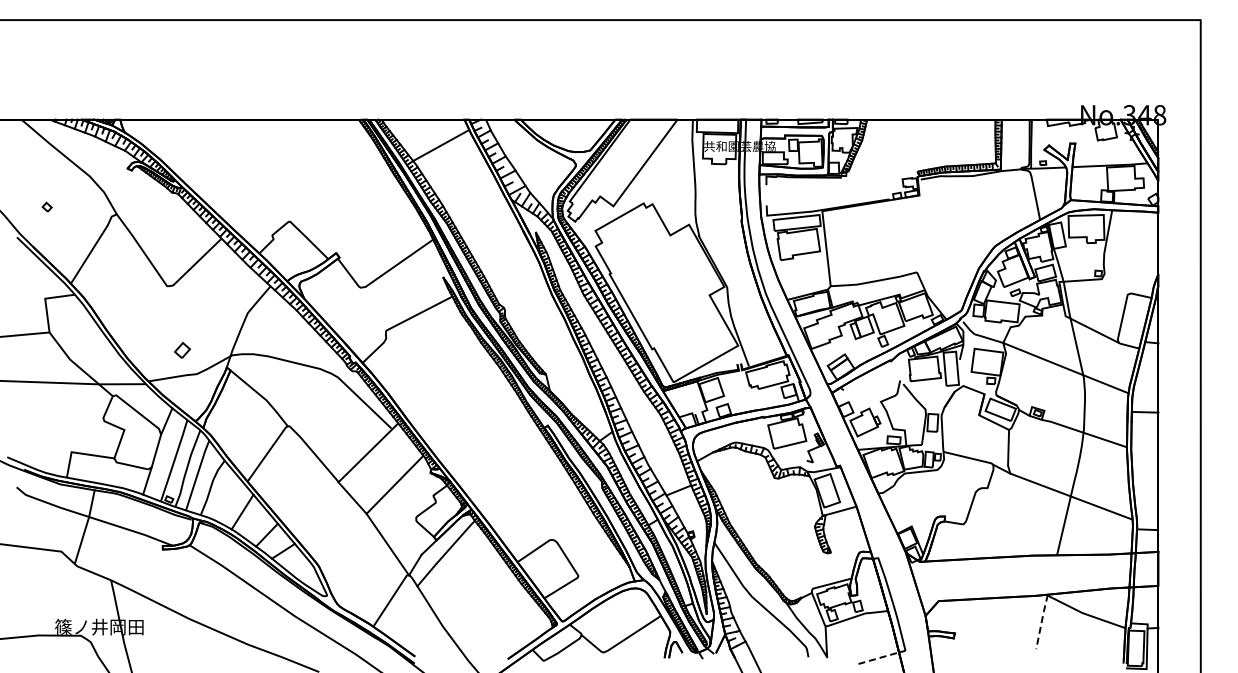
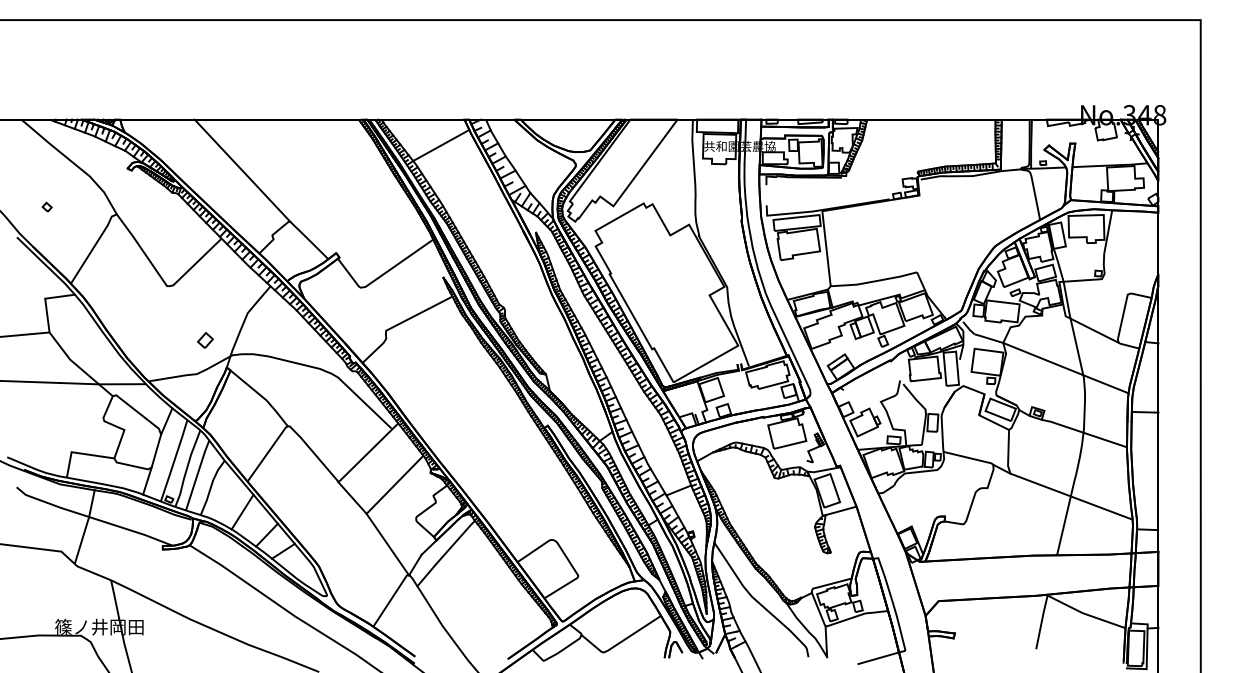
line: none -> present (242, 170)
part position: (182, 350) -> (205, 340) (205, 340)
line: dashed -> solid (1041, 621)
line: dashed -> solid (879, 658)
